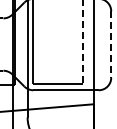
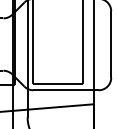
line: dashed -> solid (82, 42)
line: dashed -> solid (111, 45)
